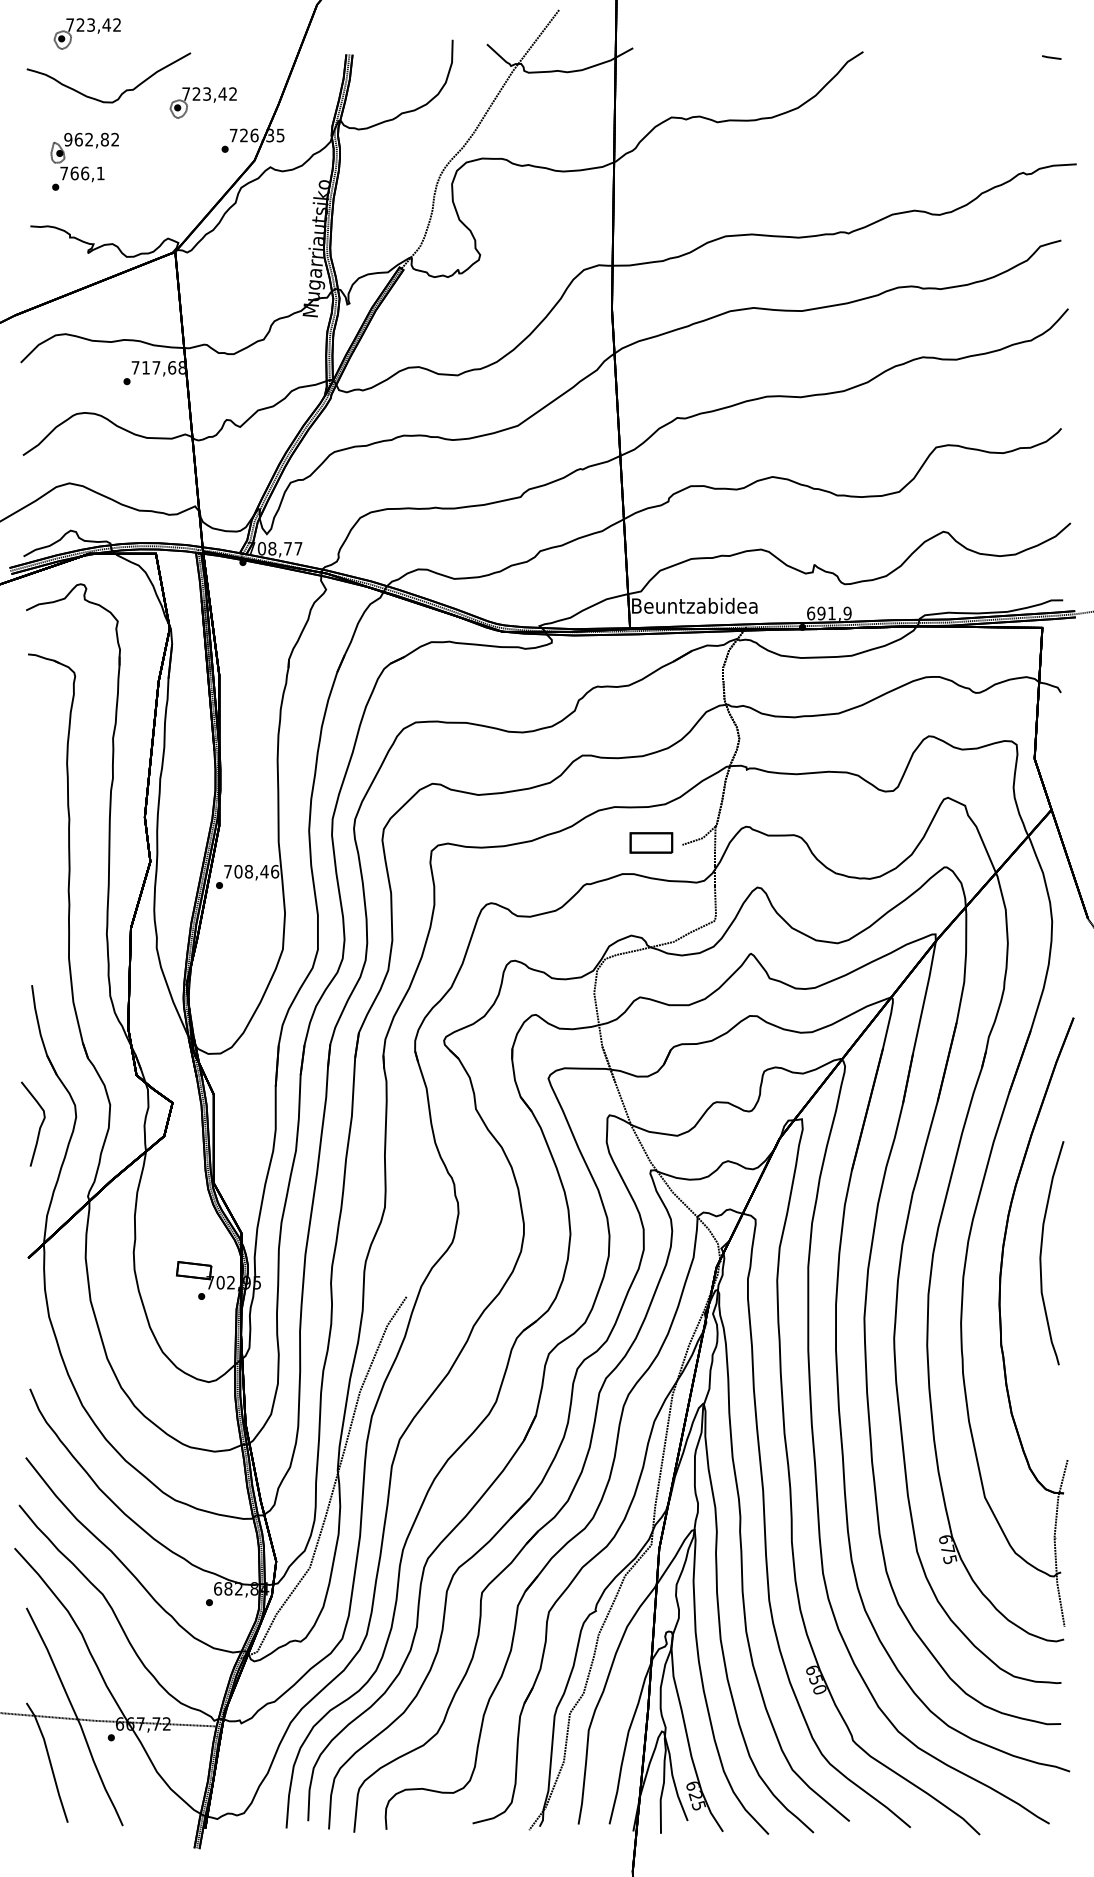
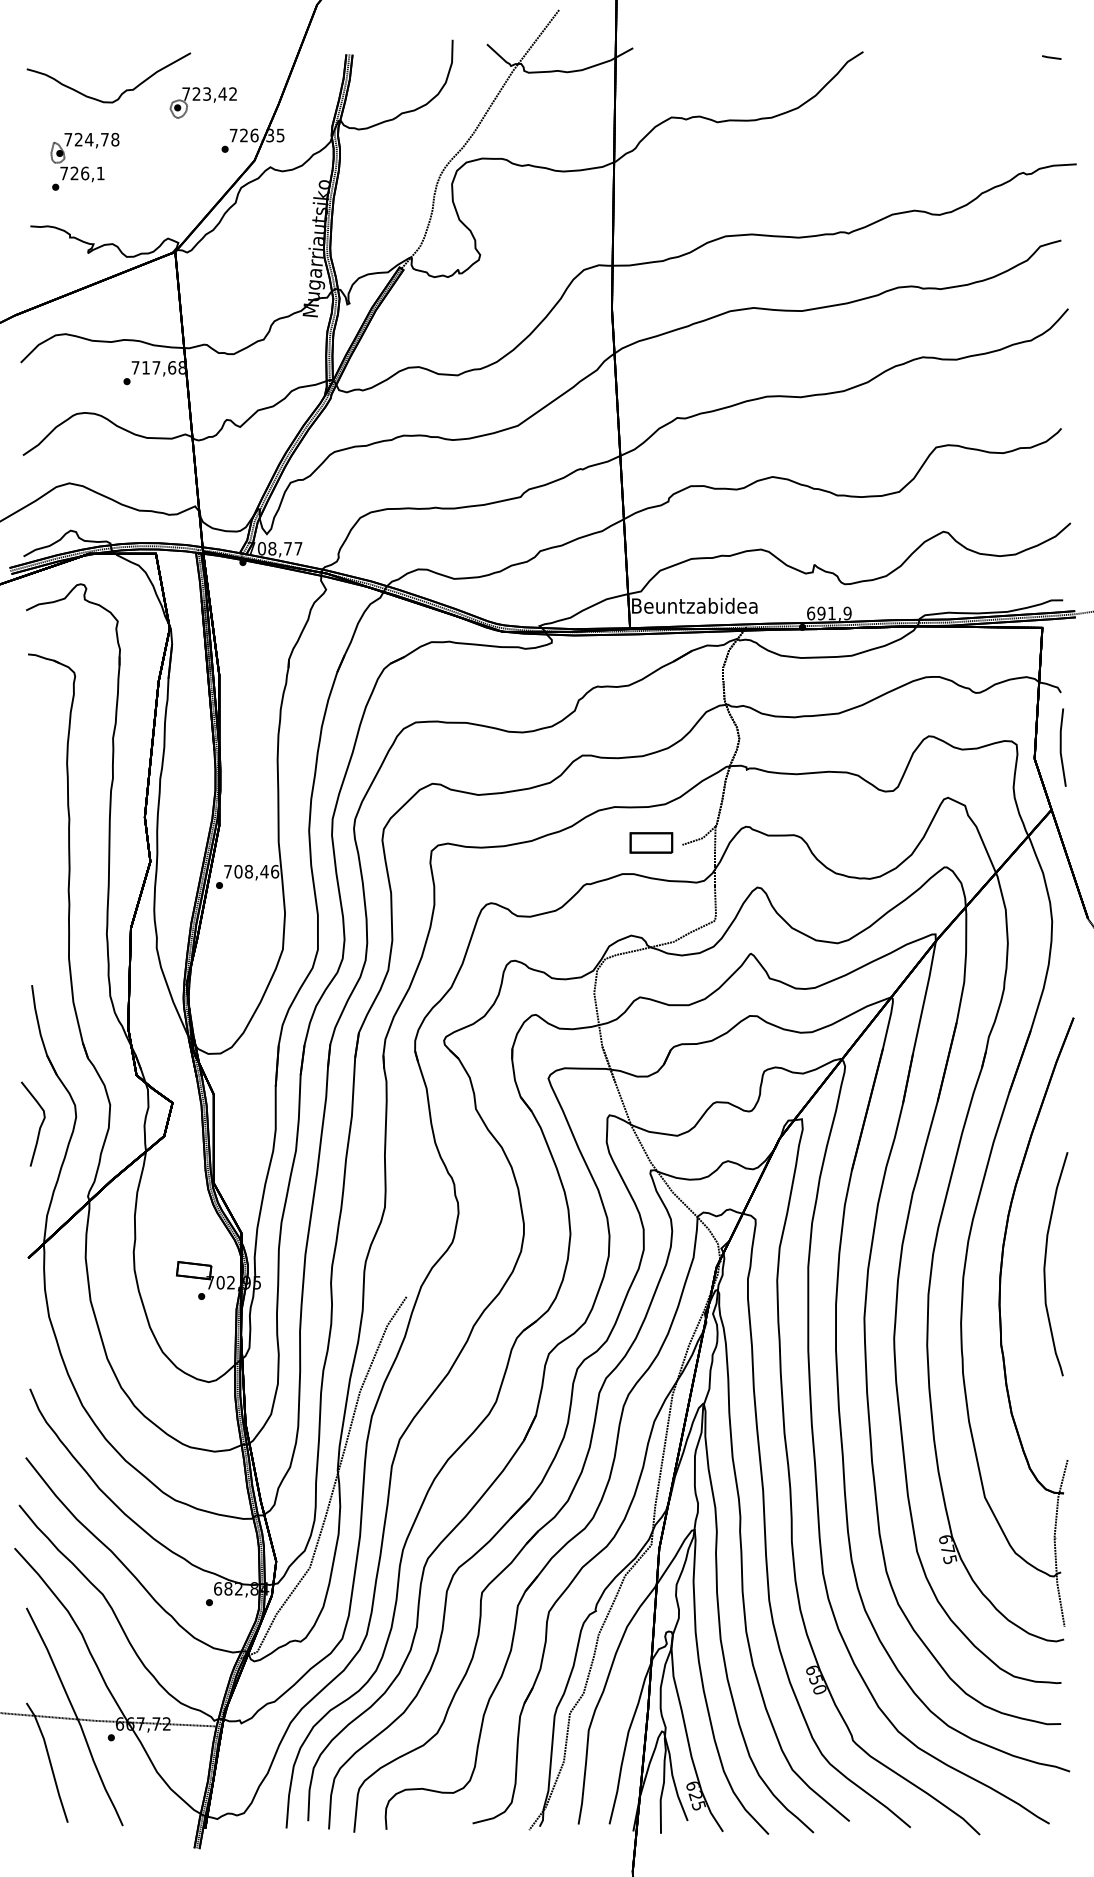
part: present -> none (86, 33)
text: 962,82 -> 724,78 (91, 139)
text: 766,1 -> 726,1 (74, 173)
line: none -> present (1061, 747)
curve position: (1041, 1253) -> (1045, 1264) (1045, 1264)
